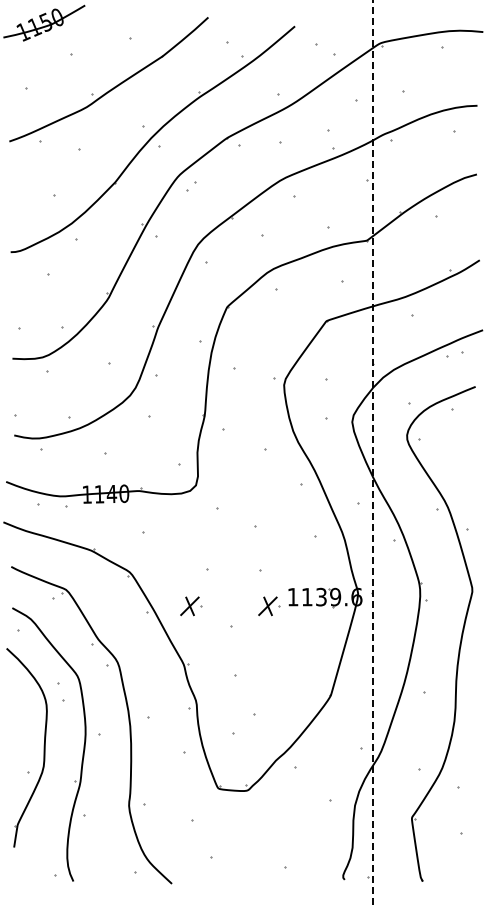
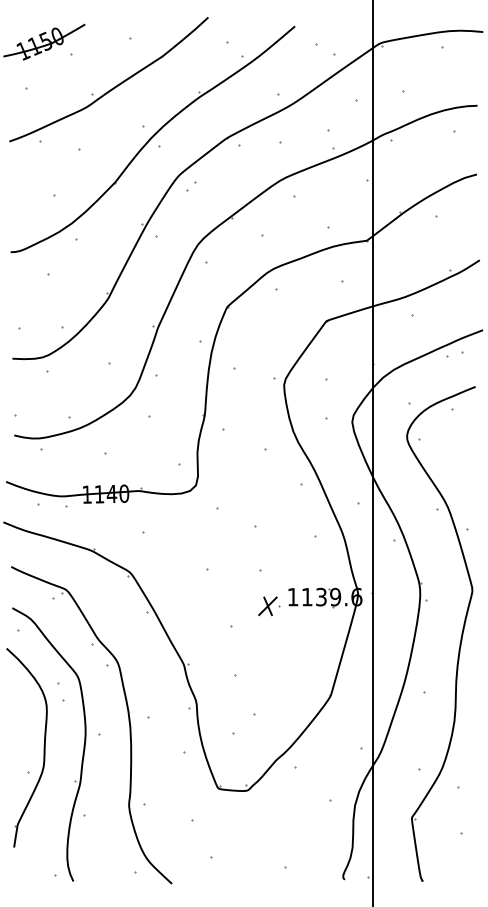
part position: (44, 22) -> (44, 41) (44, 41)
line: dashed -> solid (373, 453)
part: present -> none (191, 606)
